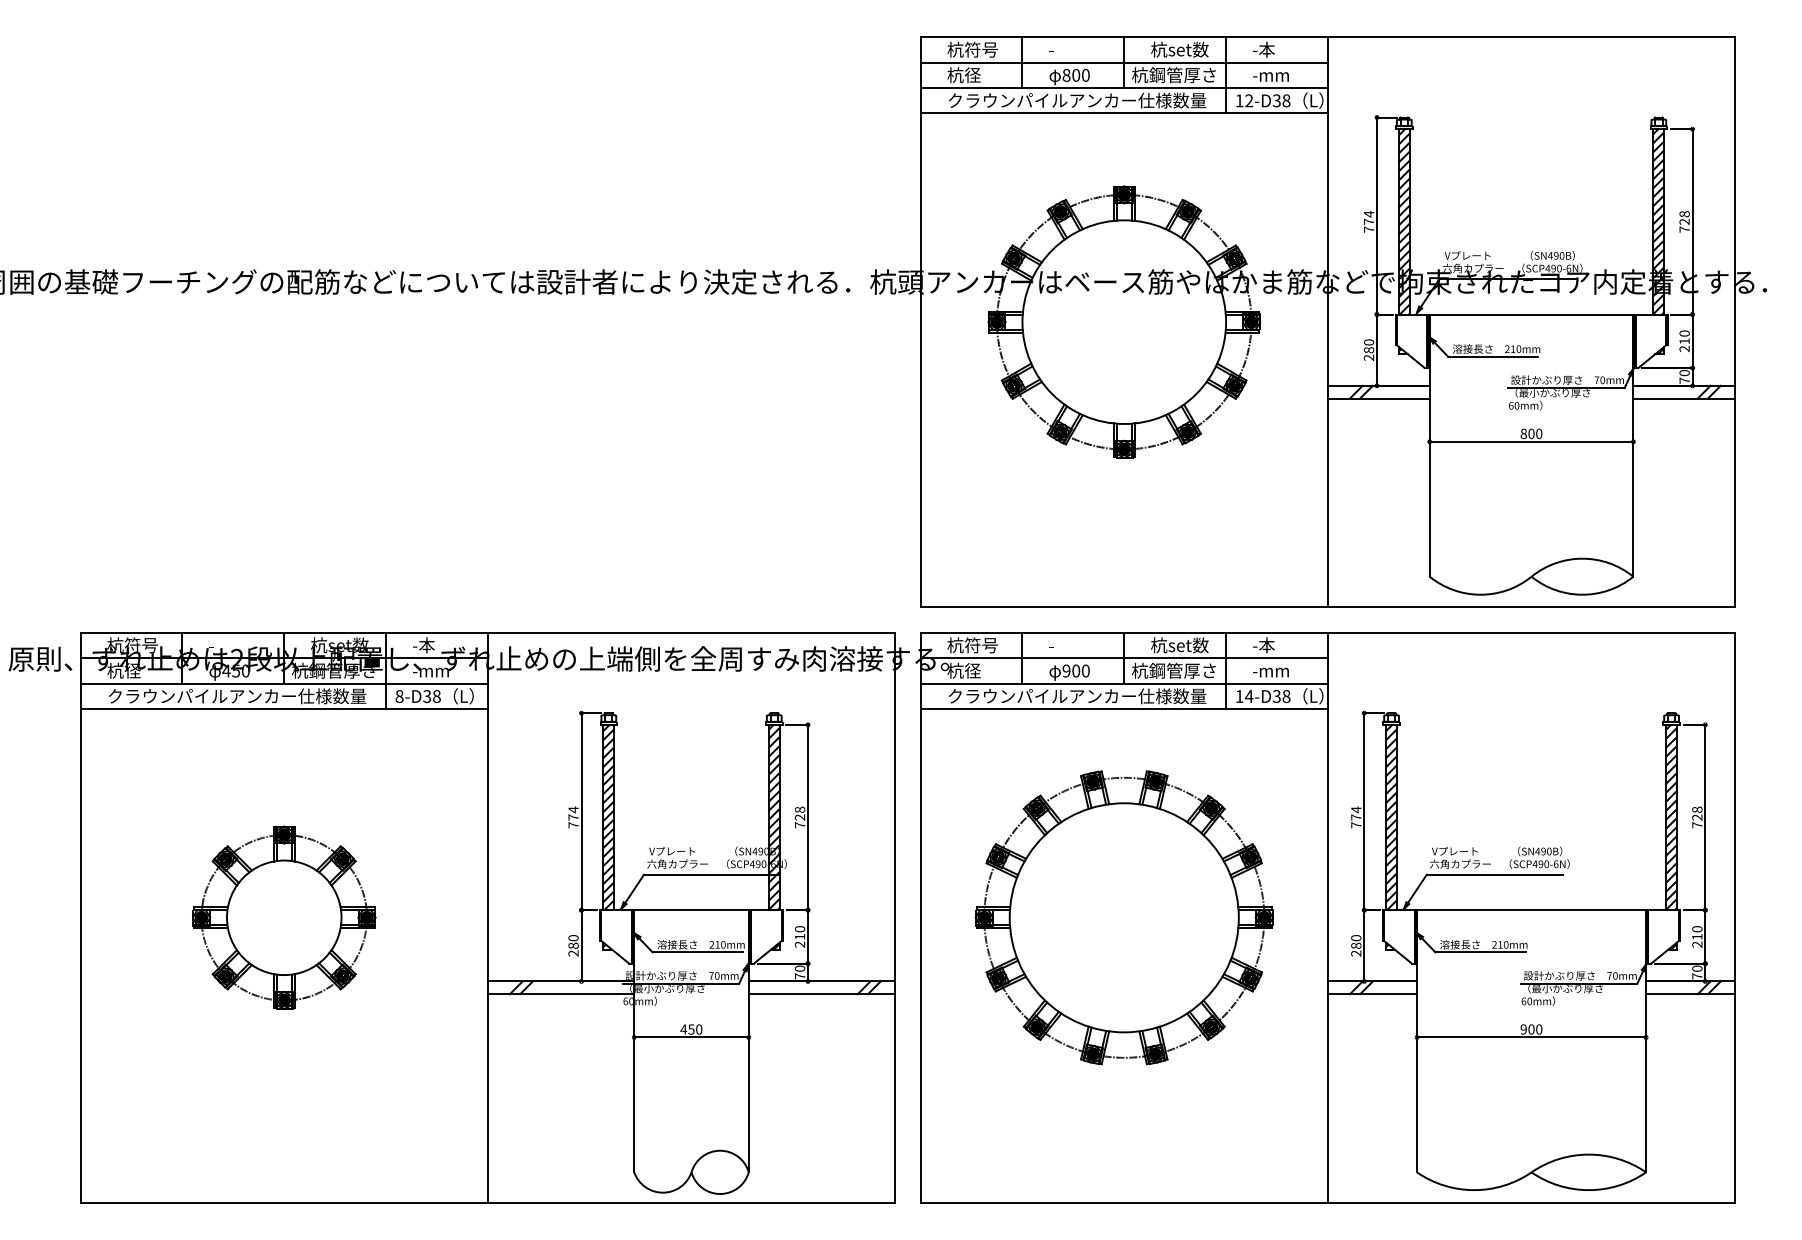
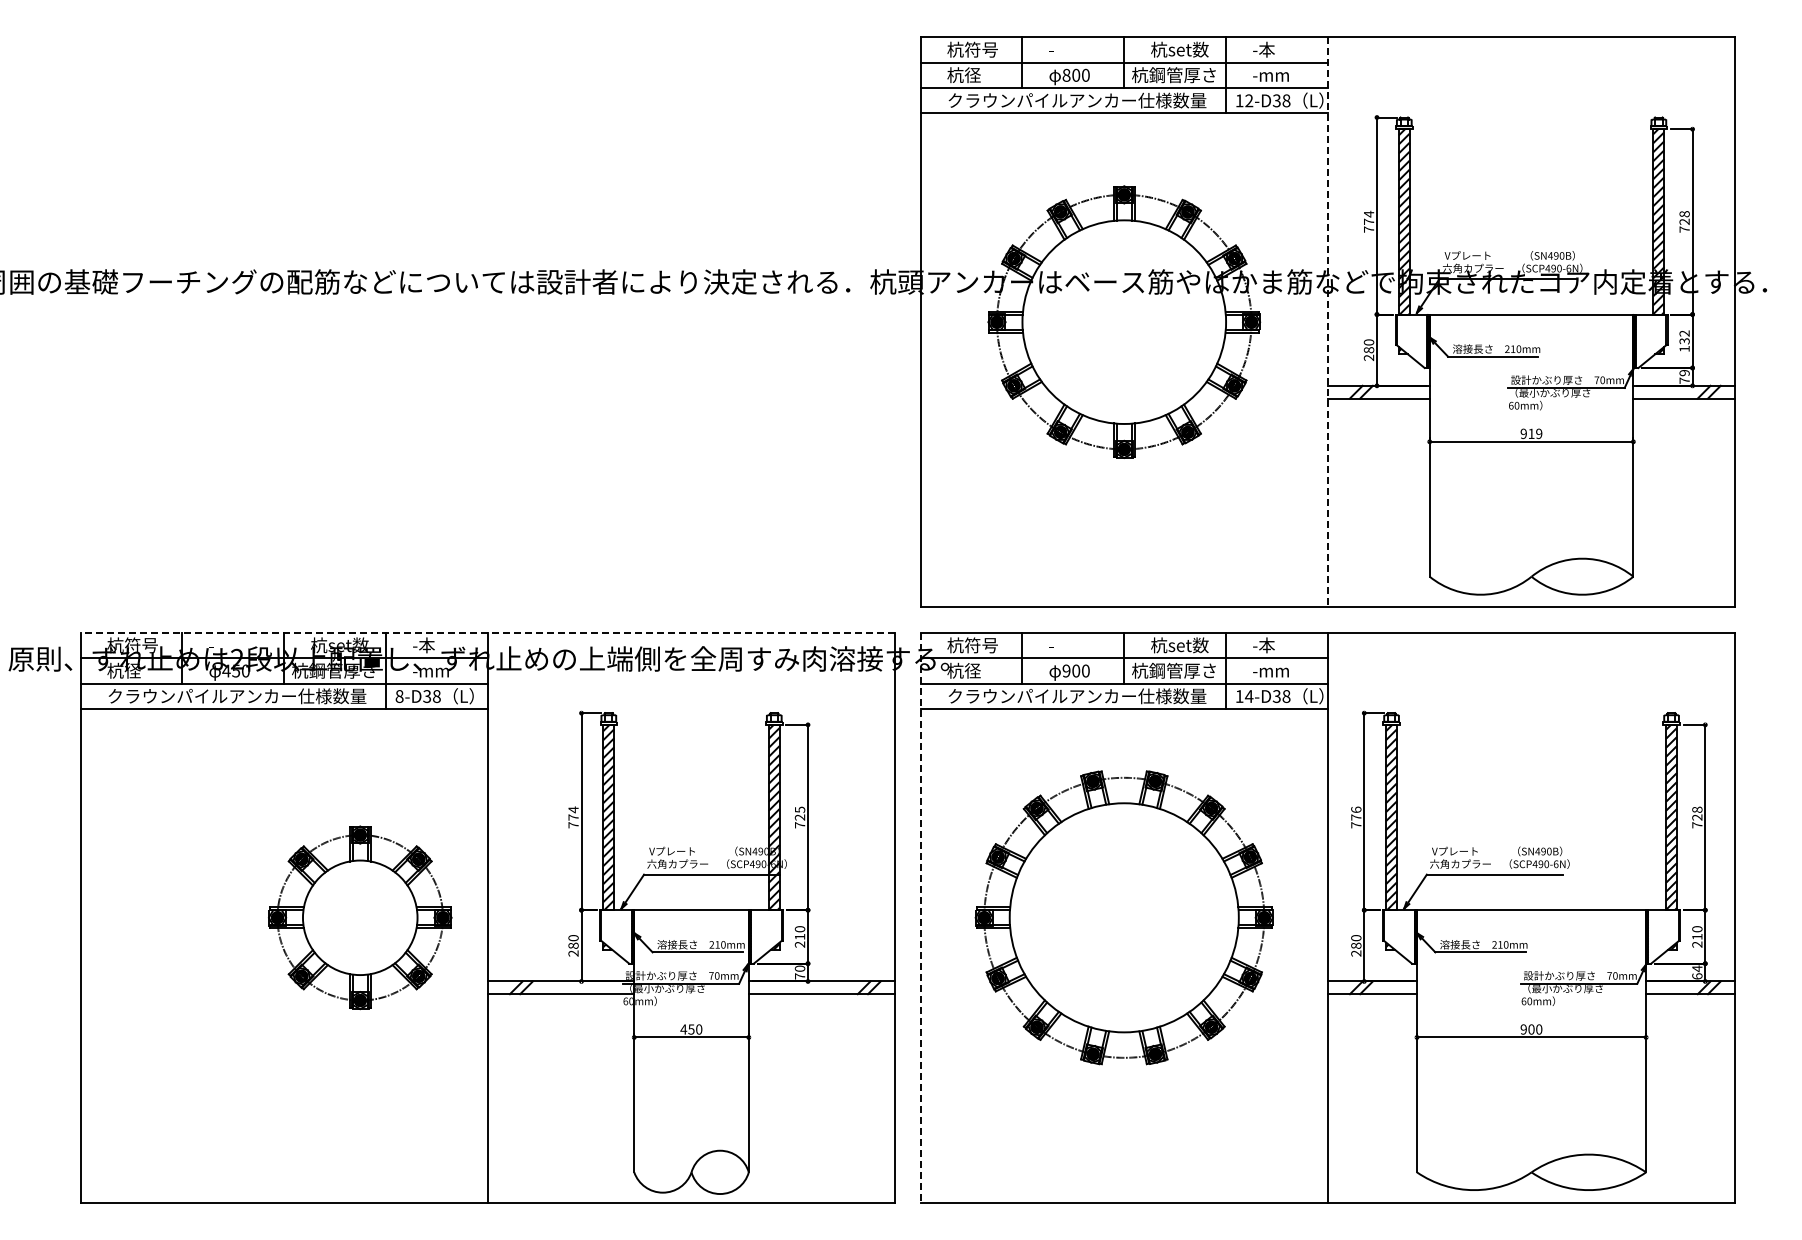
line: solid -> dashed (1327, 322)
text: 210 -> 132 (1684, 341)
text: 70 -> 79 (1684, 373)
text: 800 -> 919 (1531, 433)
line: solid -> dashed (487, 632)
text: 728 -> 725 (799, 809)
text: 774 -> 776 (1356, 809)
part position: (284, 917) -> (360, 917) (360, 917)
line: solid -> dashed (920, 918)
text: 70 -> 64 (1697, 972)
